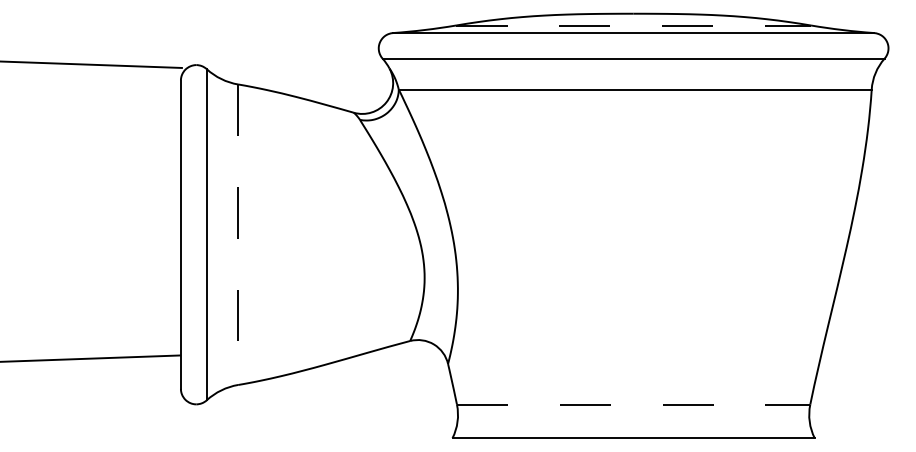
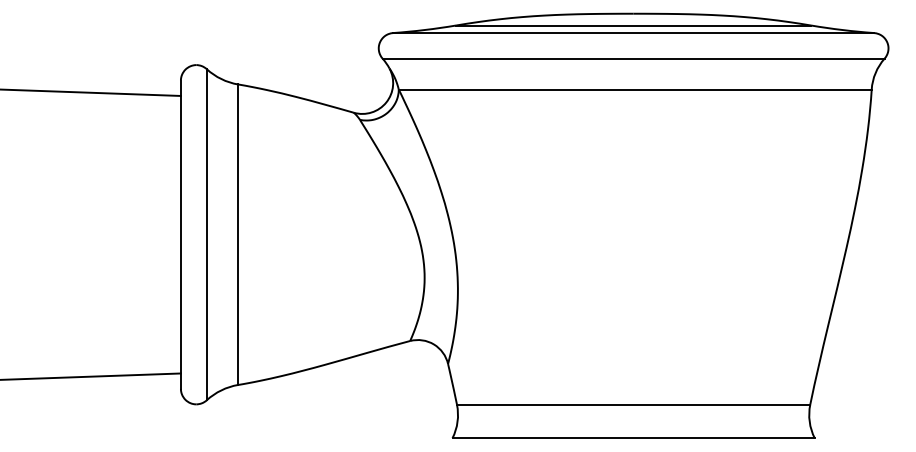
line: dashed -> solid (634, 25)
line position: (91, 64) -> (91, 92) (91, 92)
line: dashed -> solid (238, 235)
line position: (90, 358) -> (91, 376) (91, 376)
line: dashed -> solid (633, 404)
